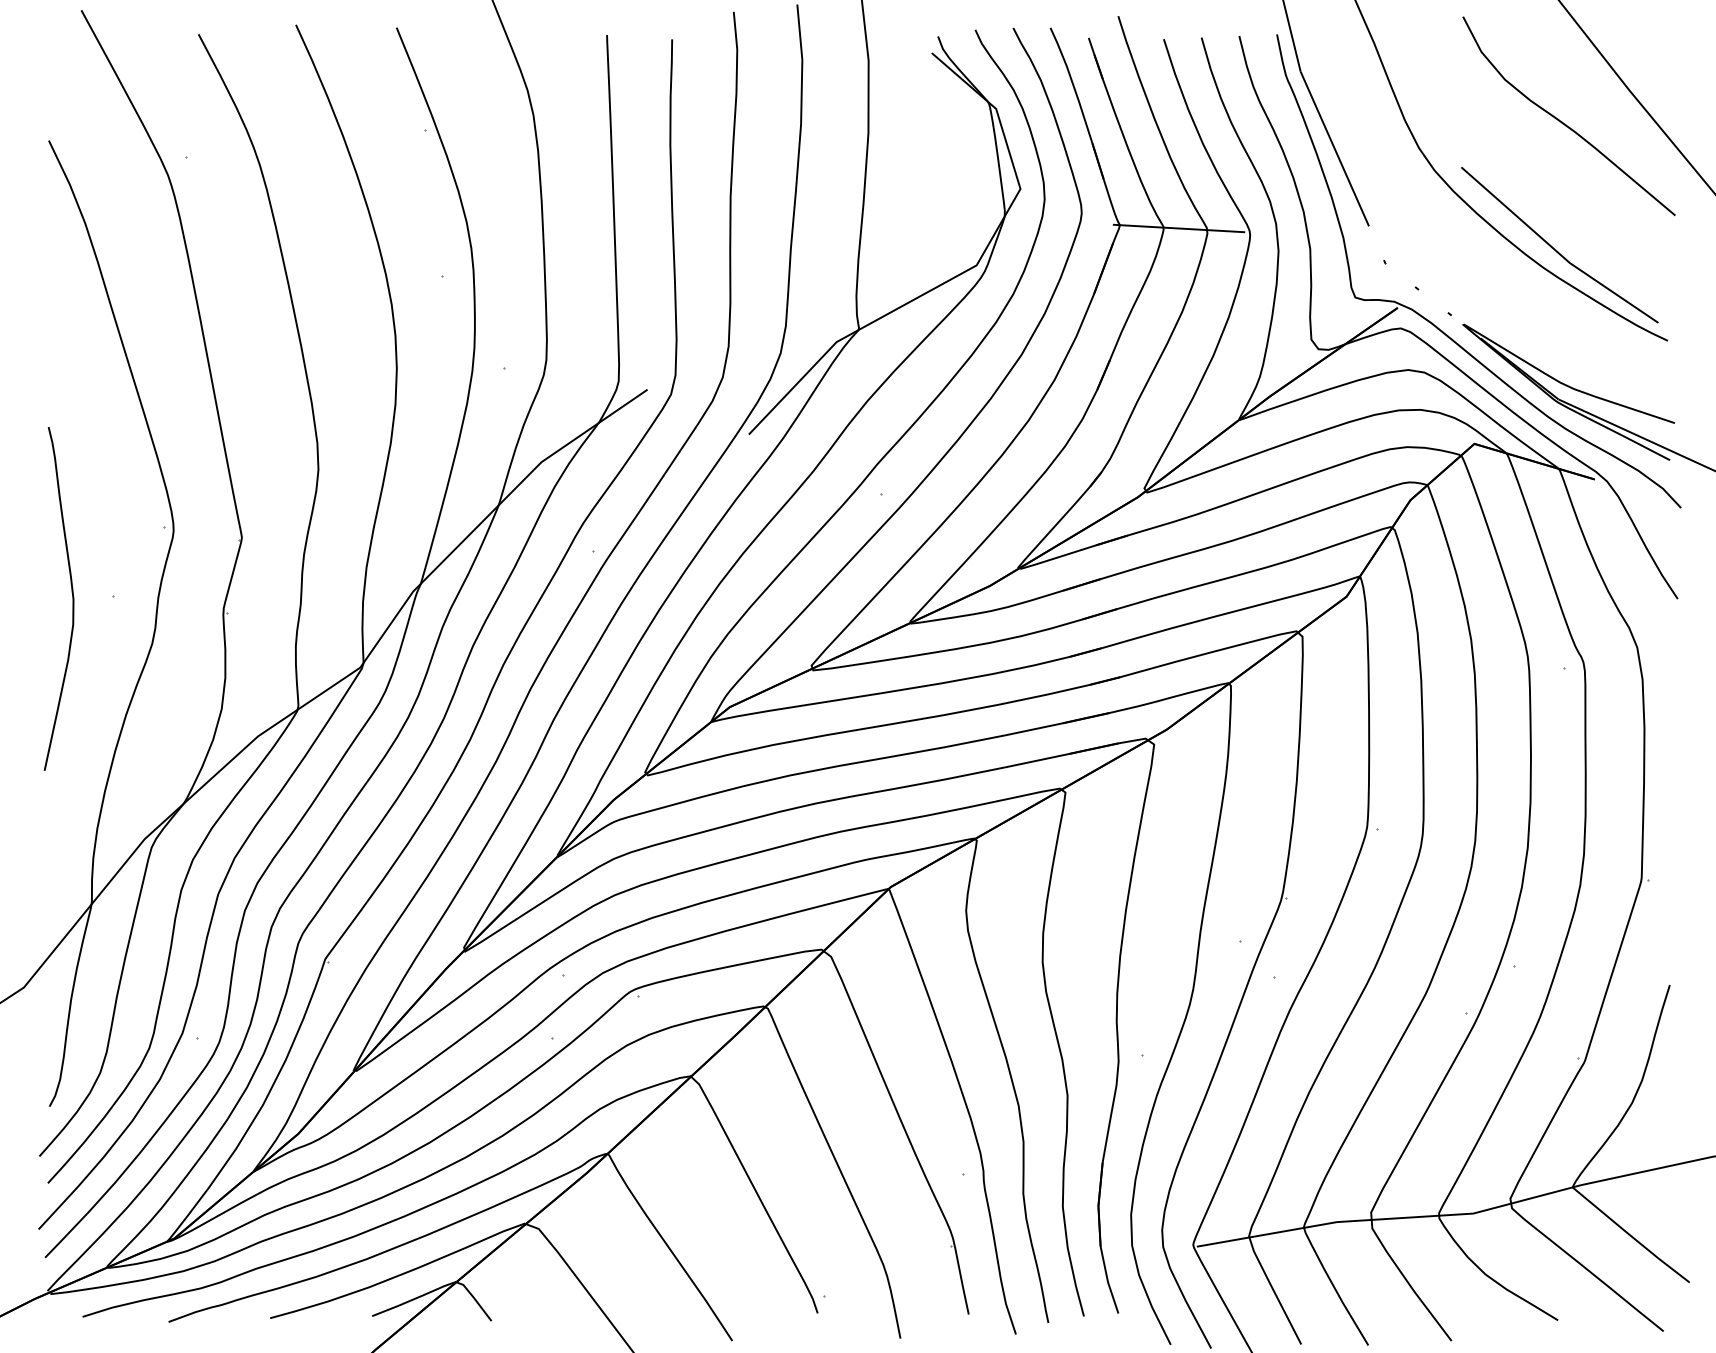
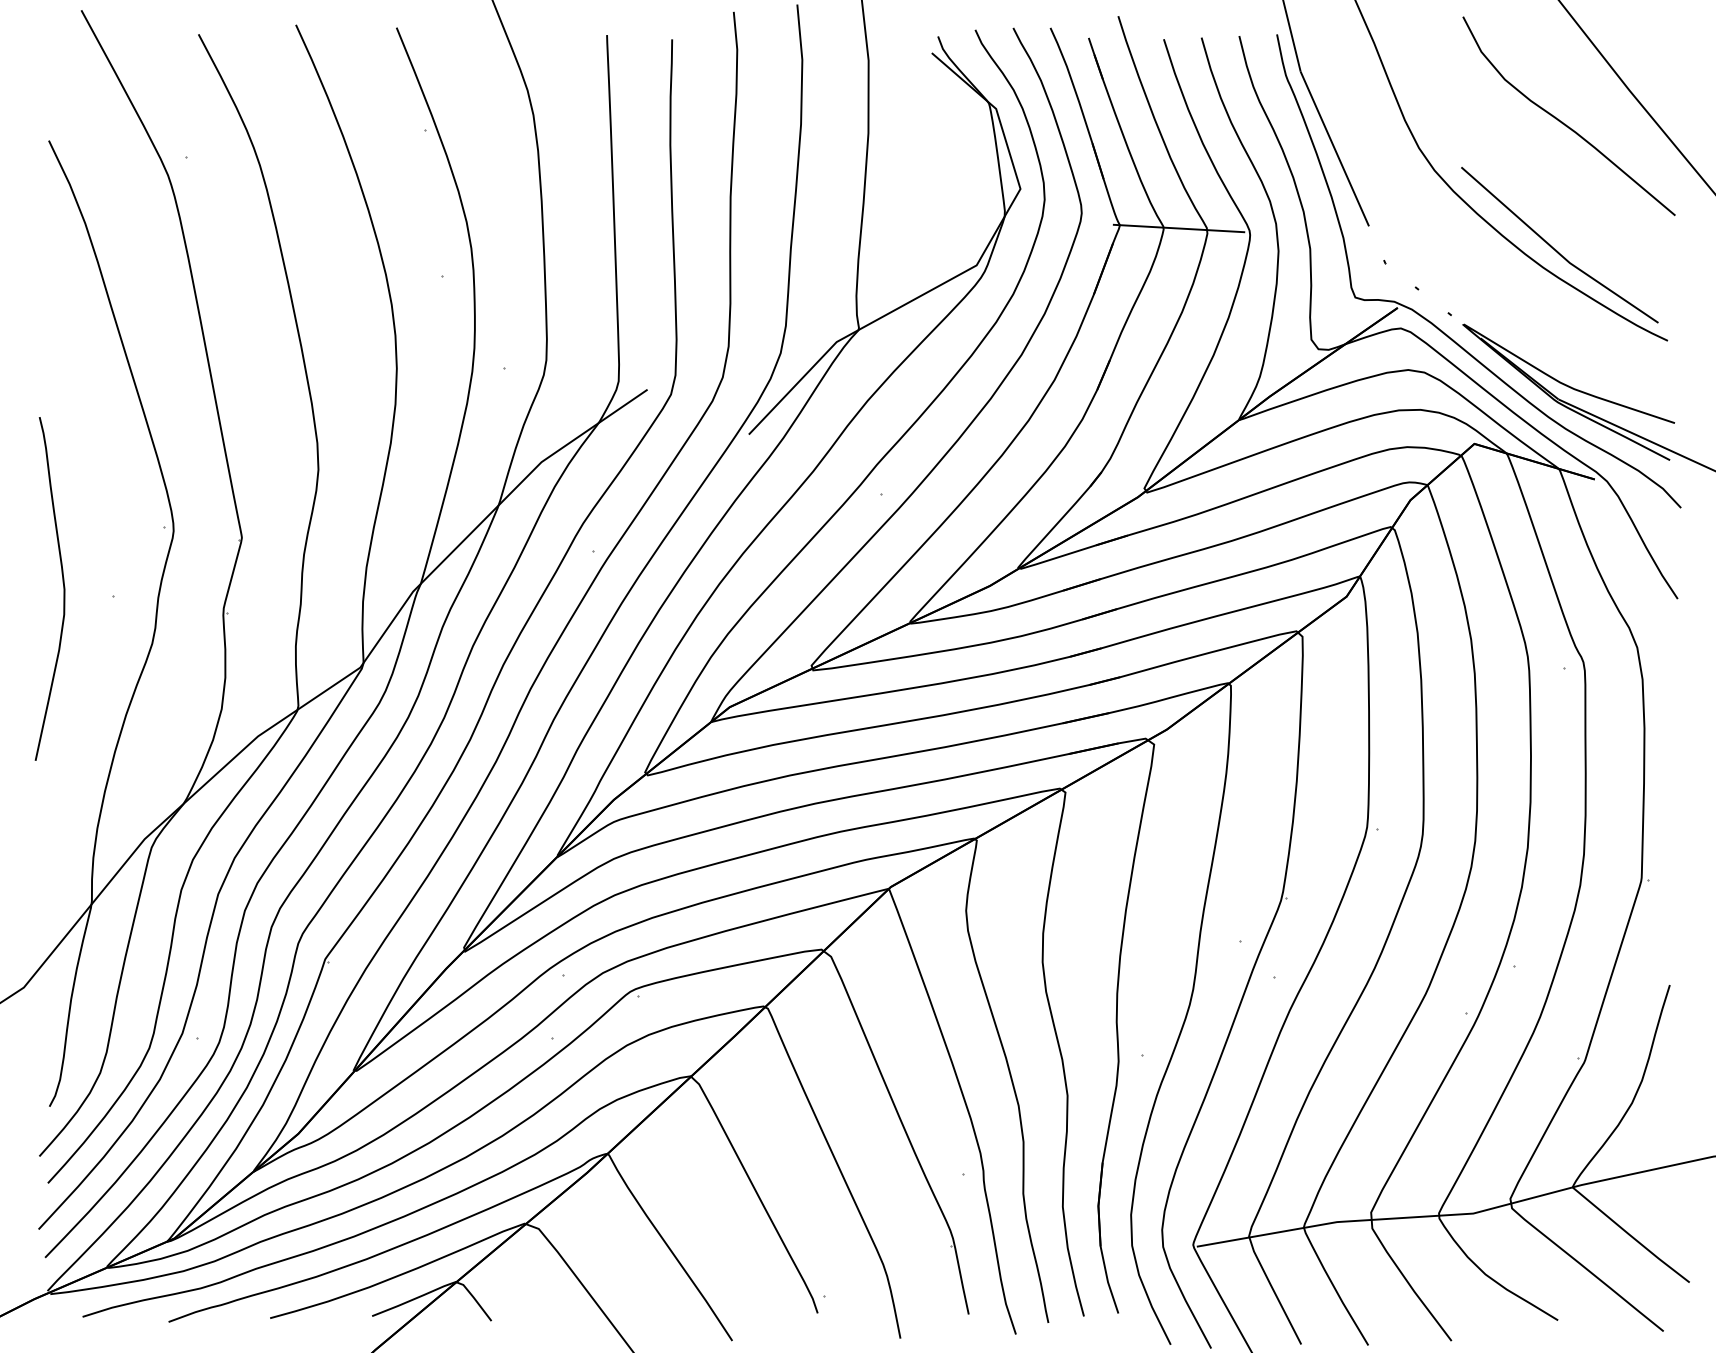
curve position: (71, 593) -> (62, 583) (62, 583)
